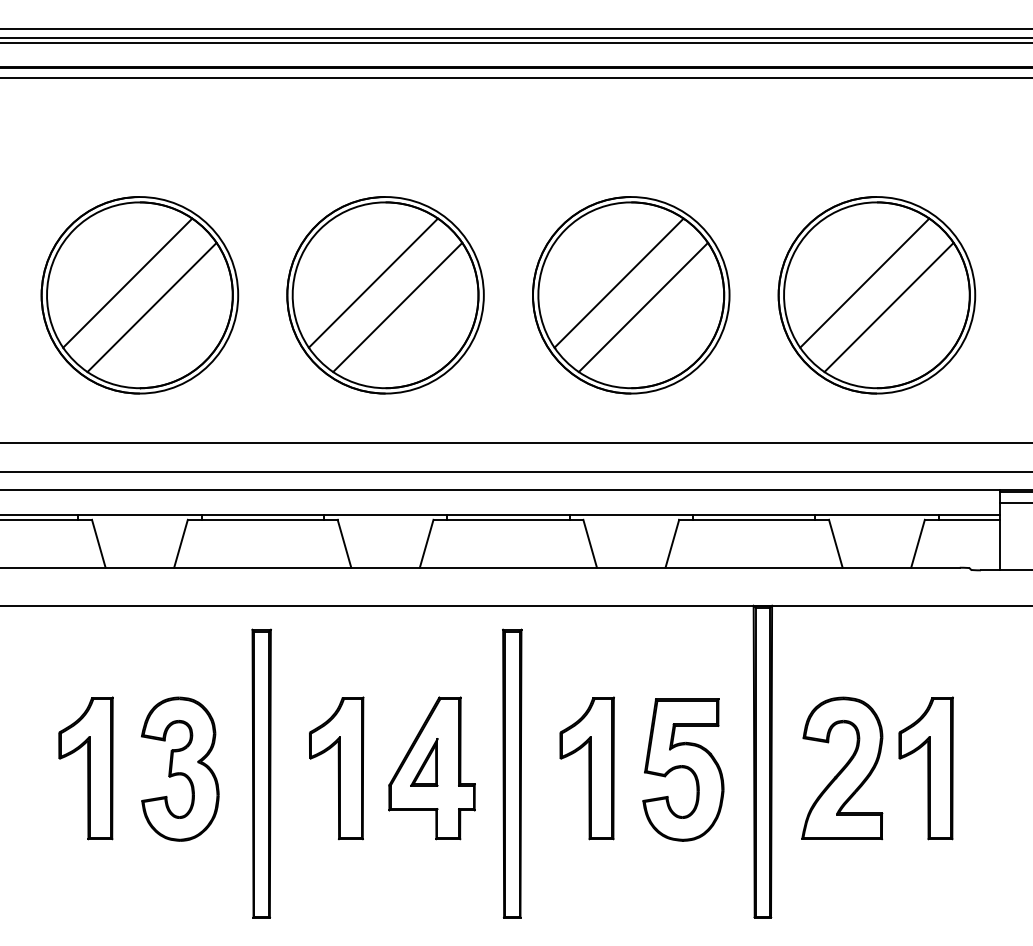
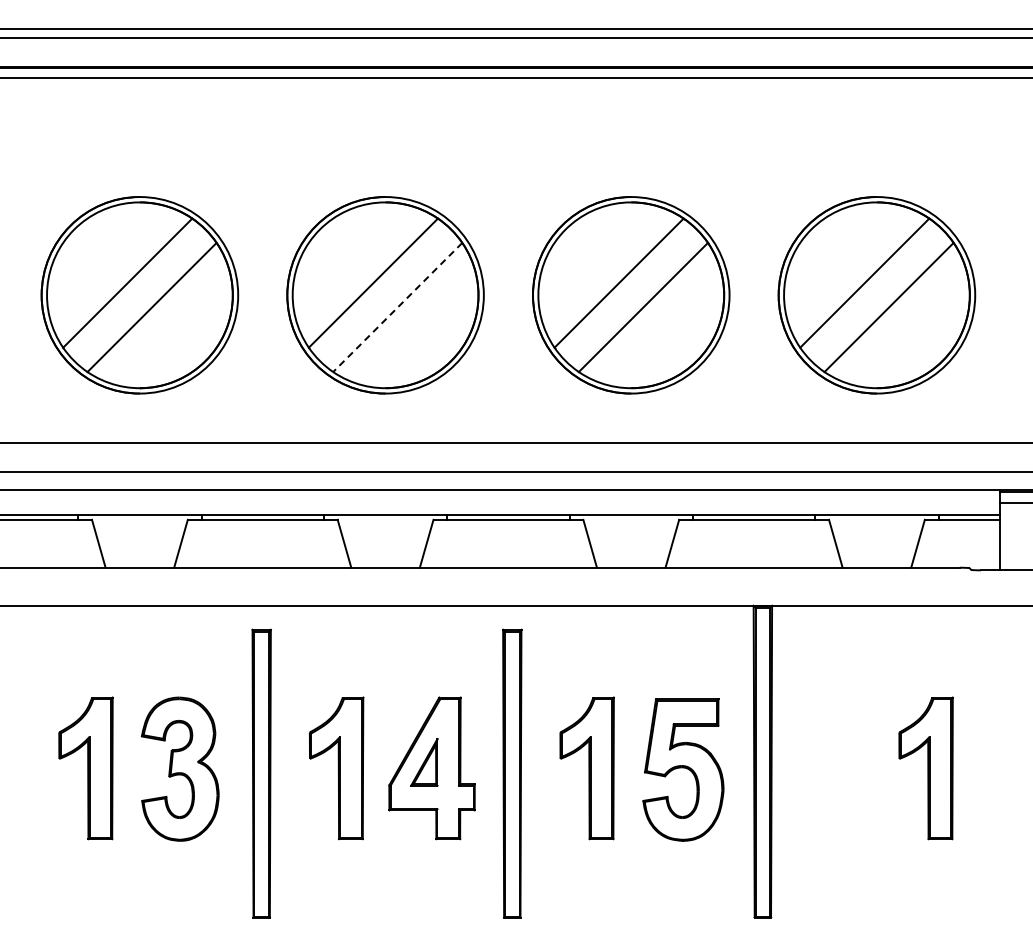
line: present -> none (515, 43)
line: solid -> dashed (397, 307)
part: present -> none (842, 768)
